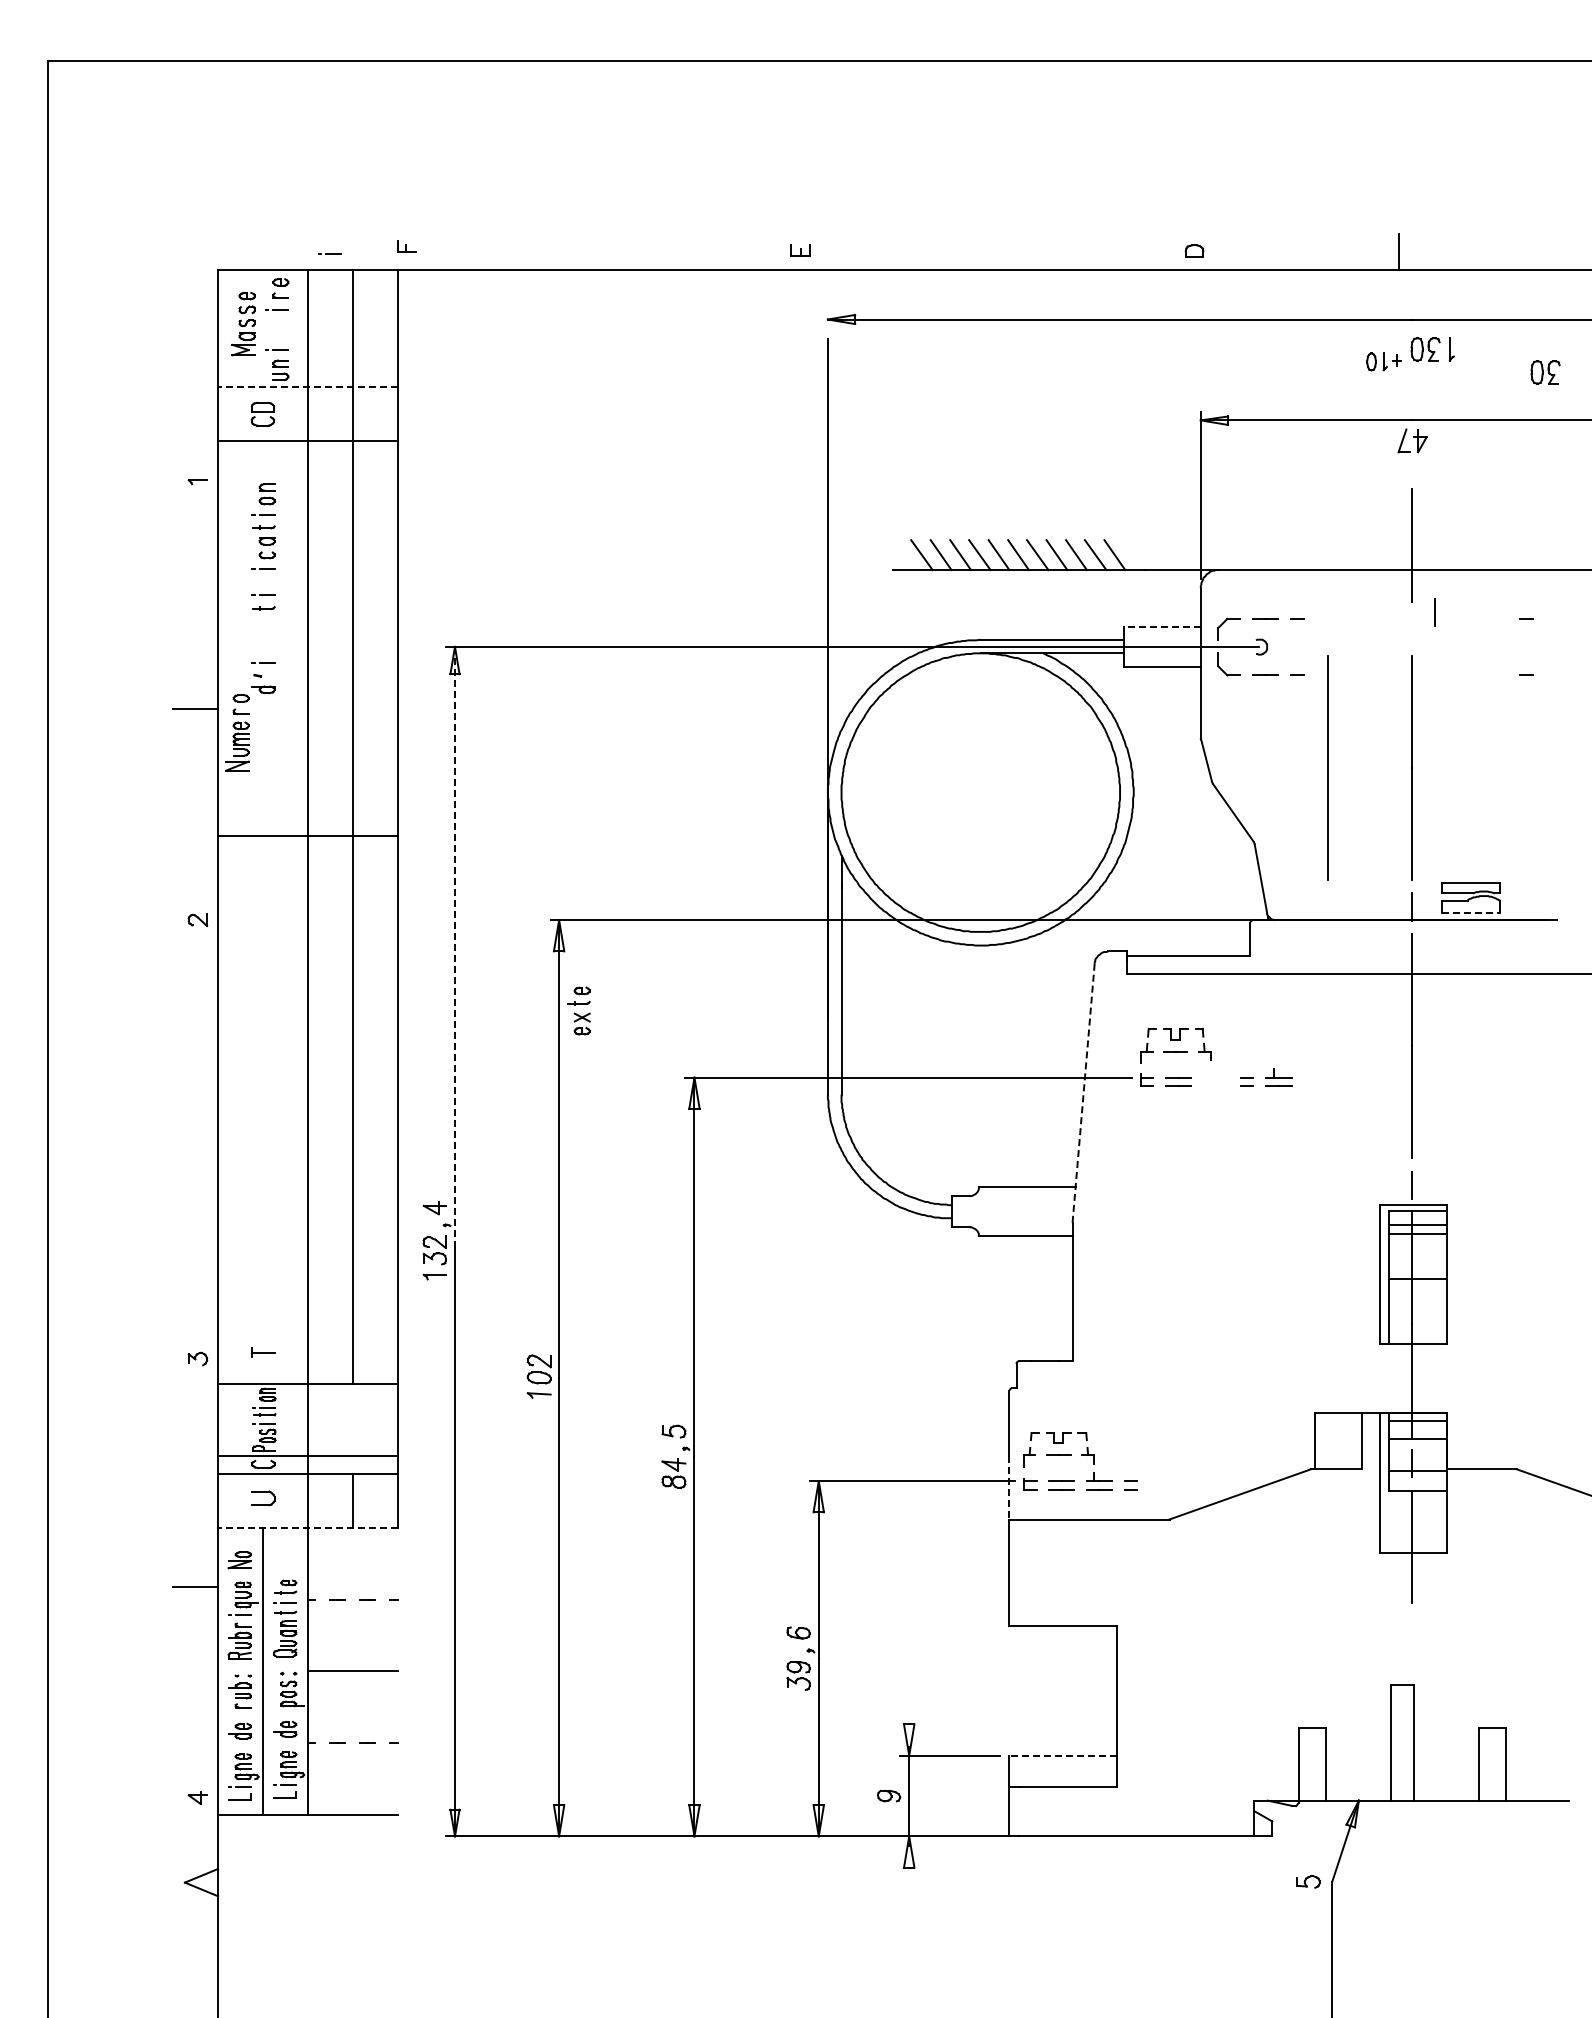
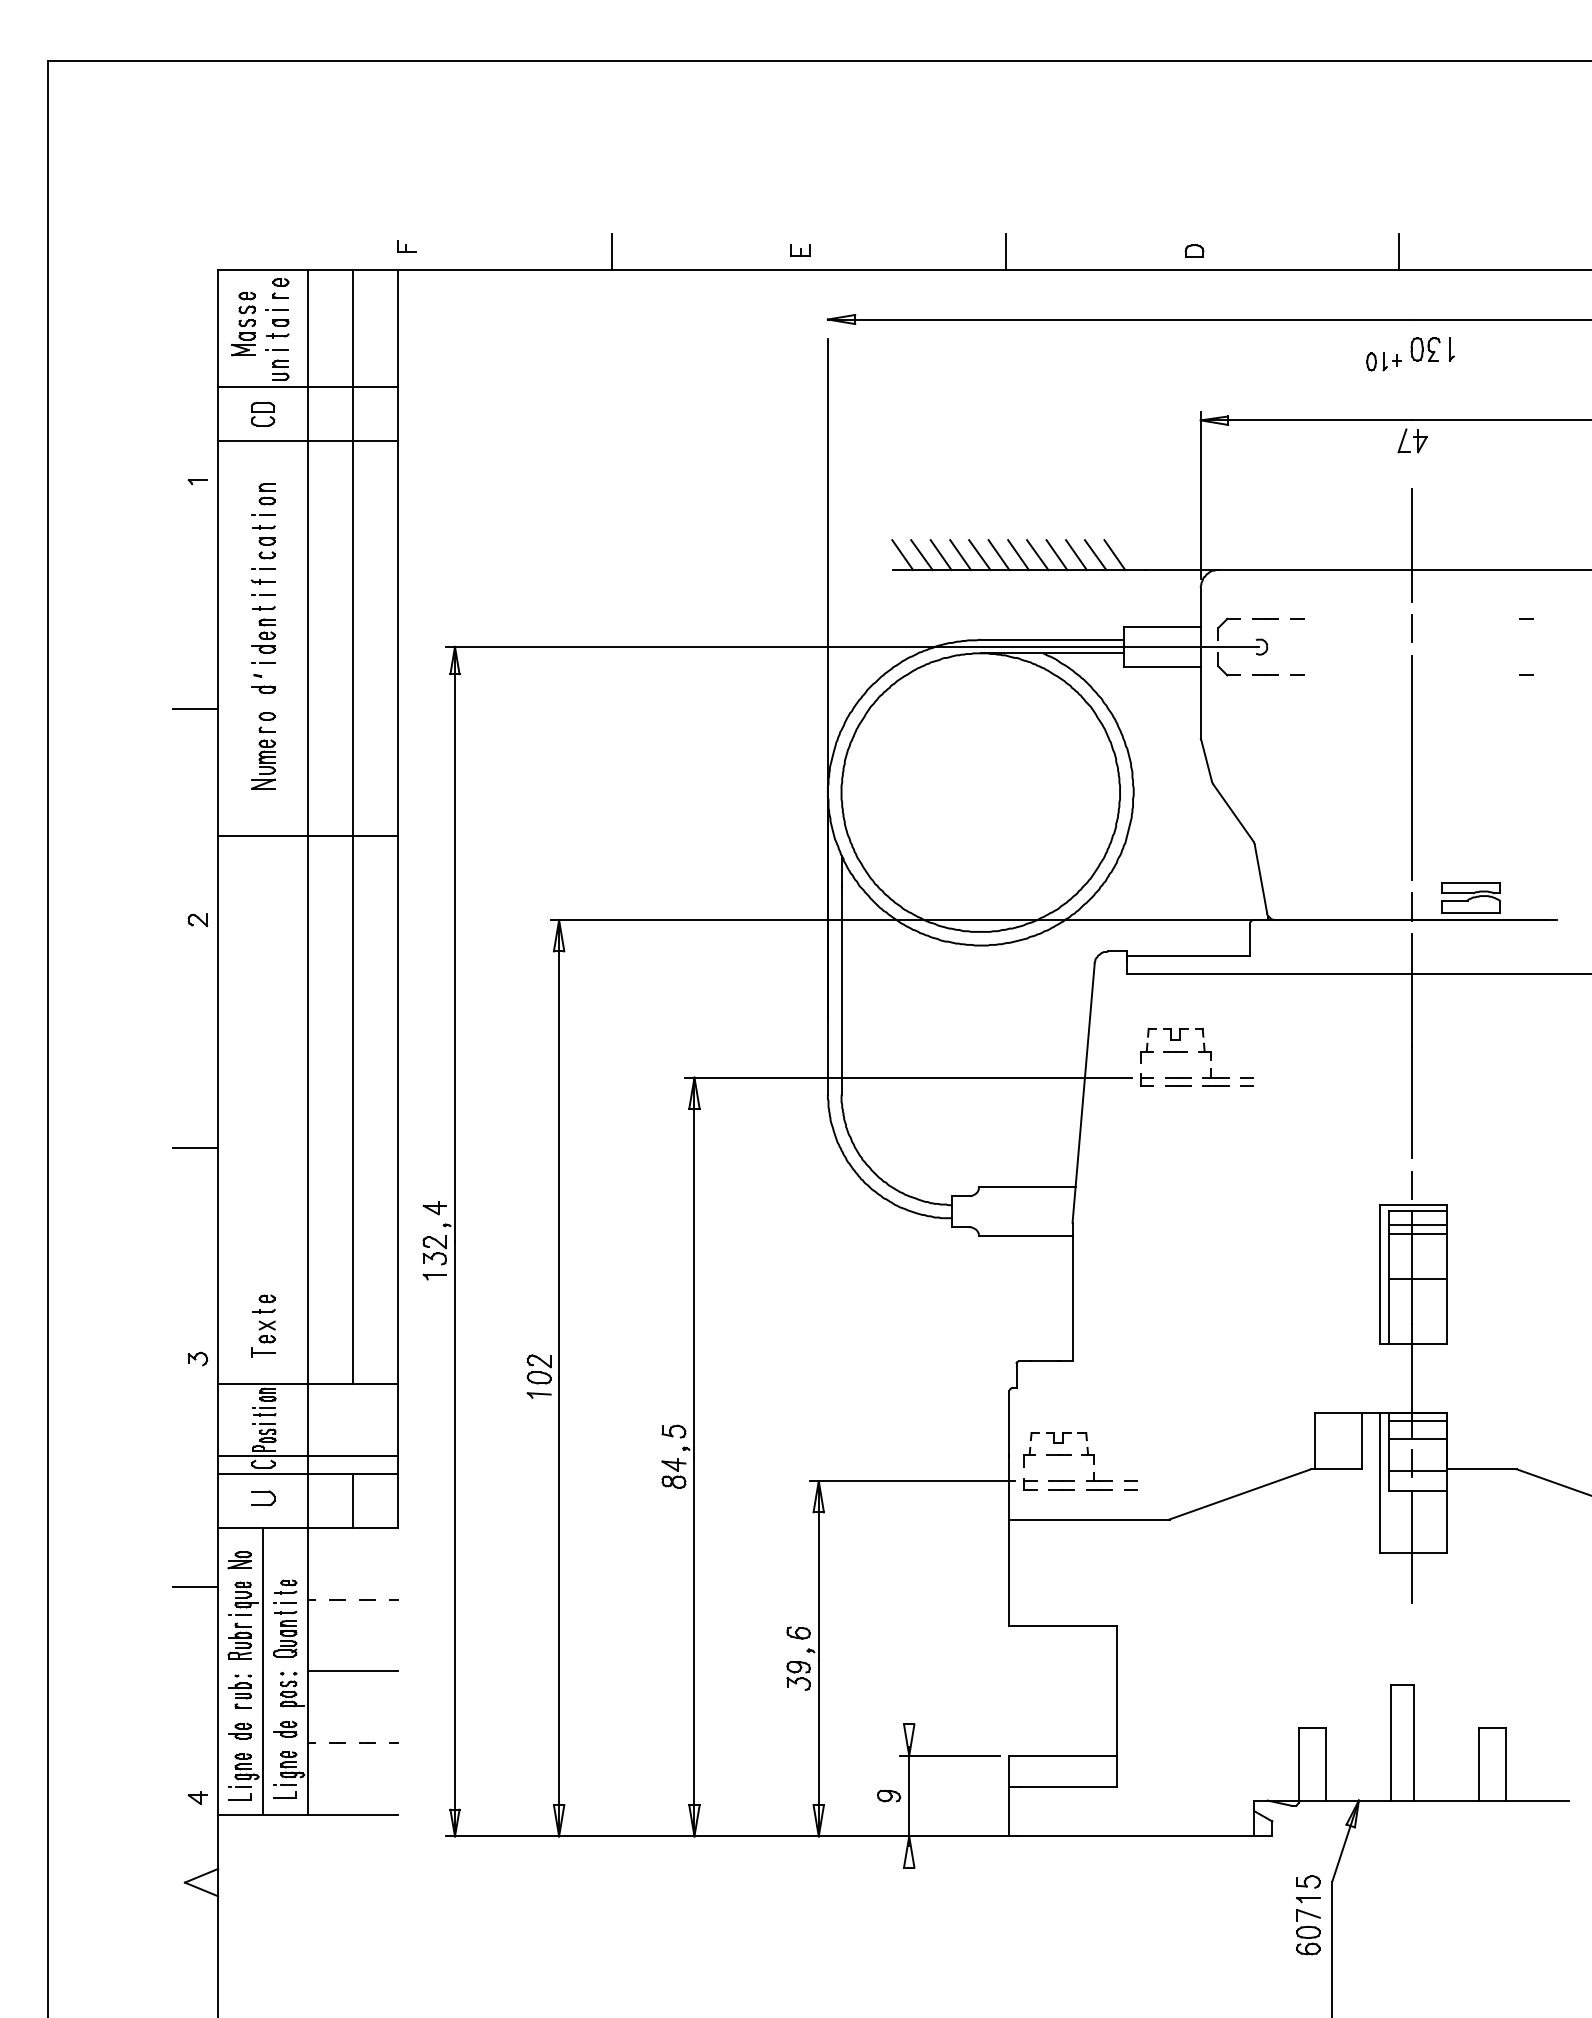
line: none -> present (611, 252)
line: none -> present (1005, 252)
line: present -> none (329, 253)
part: none -> present (277, 328)
part: present -> none (1545, 372)
line: dashed -> solid (307, 386)
line: none -> present (902, 555)
part: none -> present (262, 581)
line position: (1434, 612) -> (1411, 628) (1411, 628)
line: dashed -> solid (1161, 626)
part: none -> present (263, 635)
part position: (237, 732) -> (263, 750) (263, 750)
line: present -> none (1327, 767)
line: dashed -> solid (1471, 913)
line: dashed -> solid (455, 944)
part position: (578, 1010) -> (263, 1318) (263, 1318)
part position: (1278, 1077) -> (1215, 1077) (1215, 1077)
line: dashed -> solid (1083, 1093)
line: none -> present (195, 1147)
line: dashed -> solid (1009, 1487)
line: dashed -> solid (307, 1527)
line: dashed -> solid (1062, 1755)
part: none -> present (1308, 1926)
